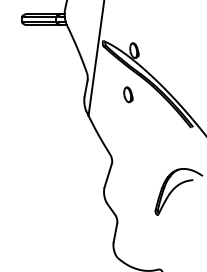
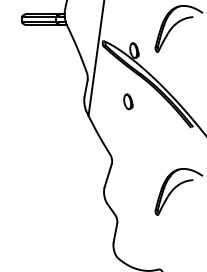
part: none -> present (178, 28)
part position: (128, 94) -> (128, 101) (128, 101)
